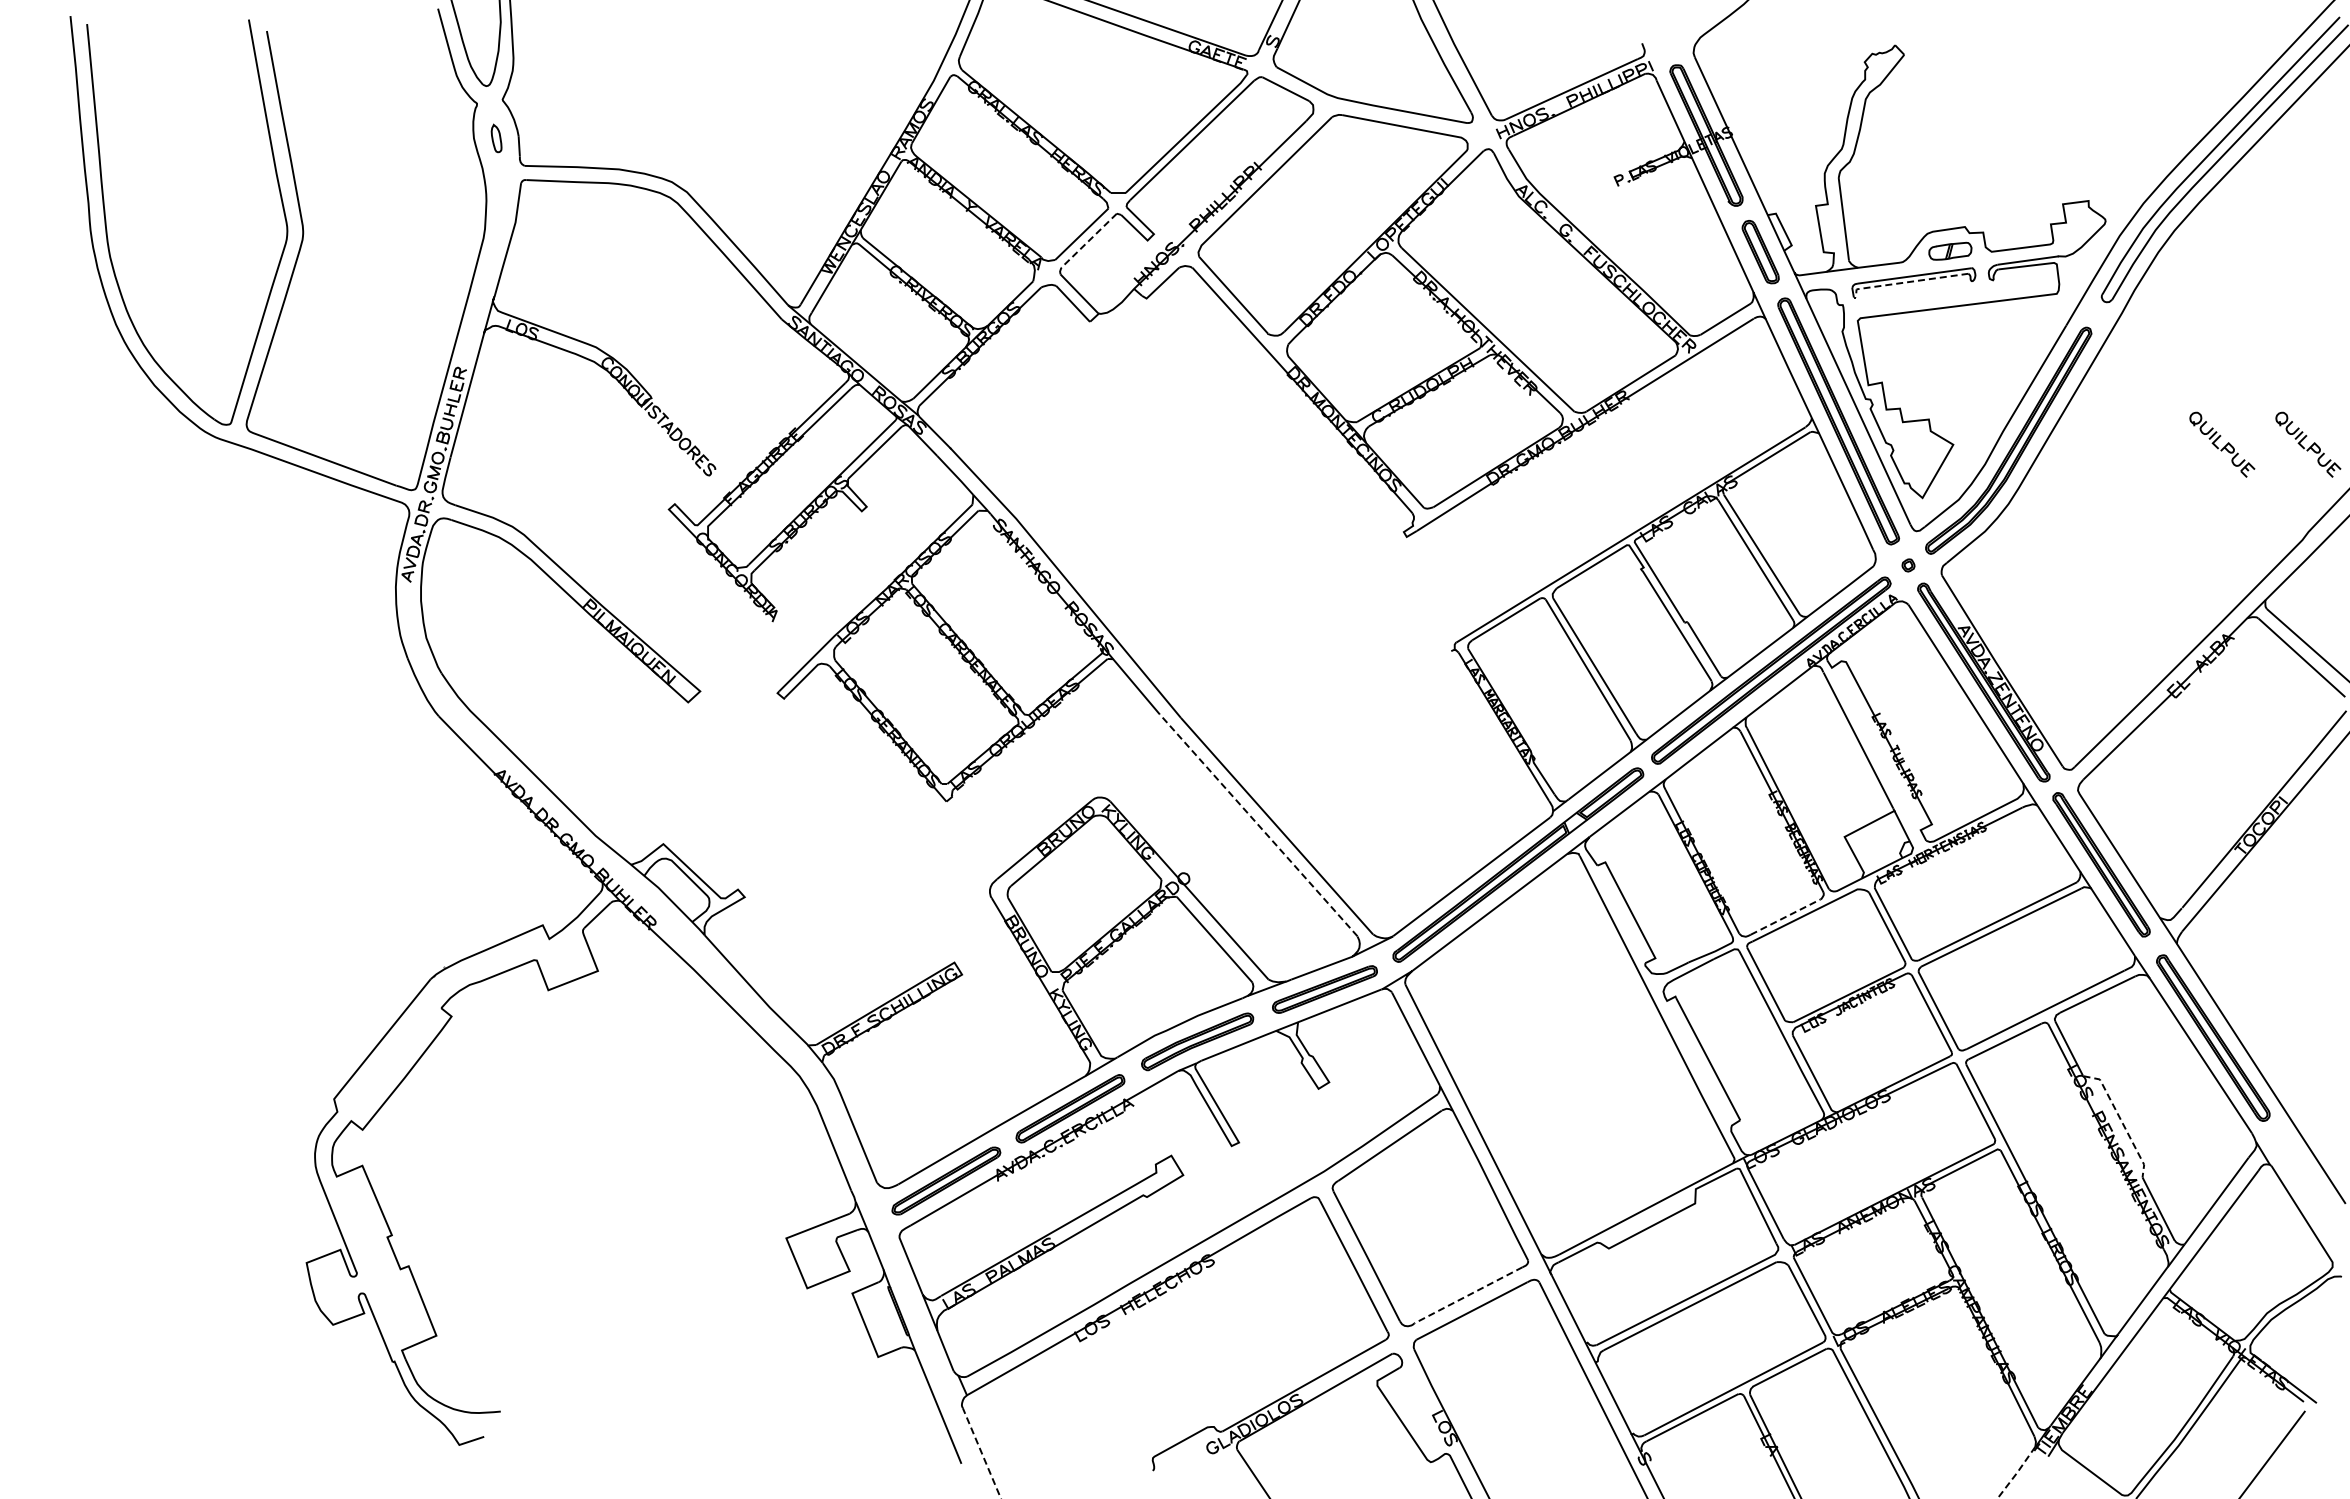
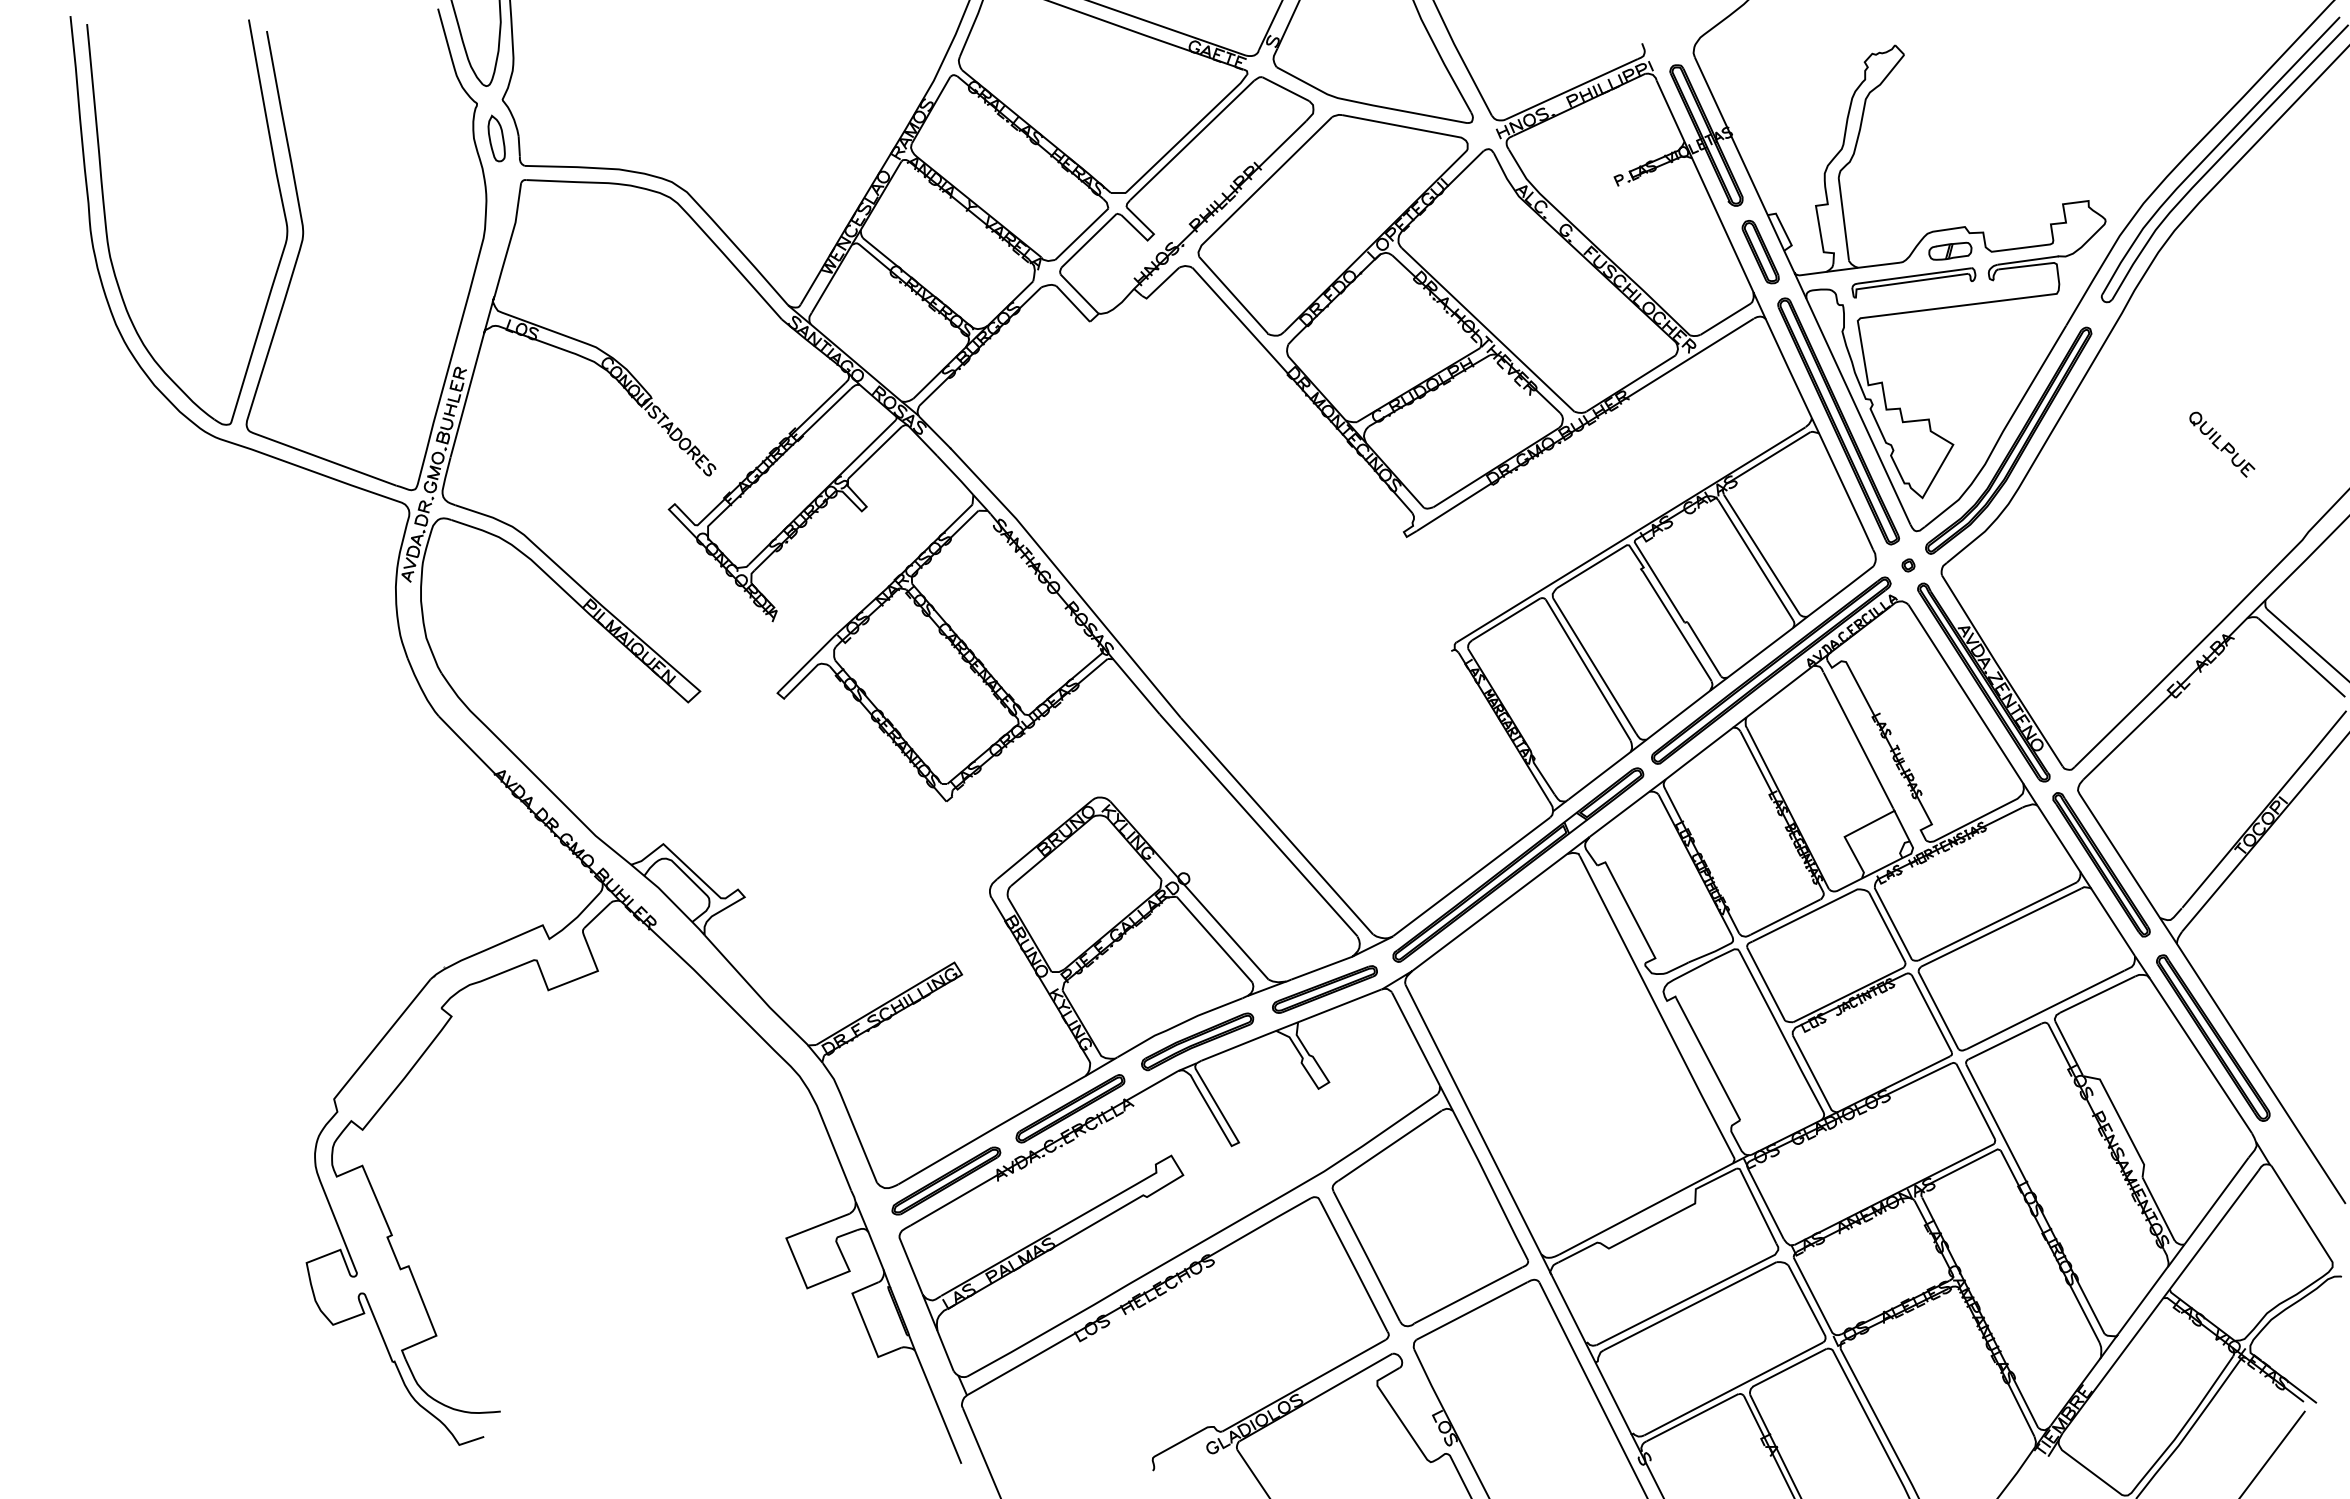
part size: 13x31 px -> 19x49 px (496, 138)
line: dashed -> solid (1089, 240)
line: dashed -> solid (1905, 282)
part: present -> none (2308, 444)
line: dashed -> solid (1258, 825)
line: dashed -> solid (1786, 916)
line: dashed -> solid (2121, 1120)
line: dashed -> solid (1468, 1295)
line: dashed -> solid (981, 1453)
line: dashed -> solid (2017, 1472)
